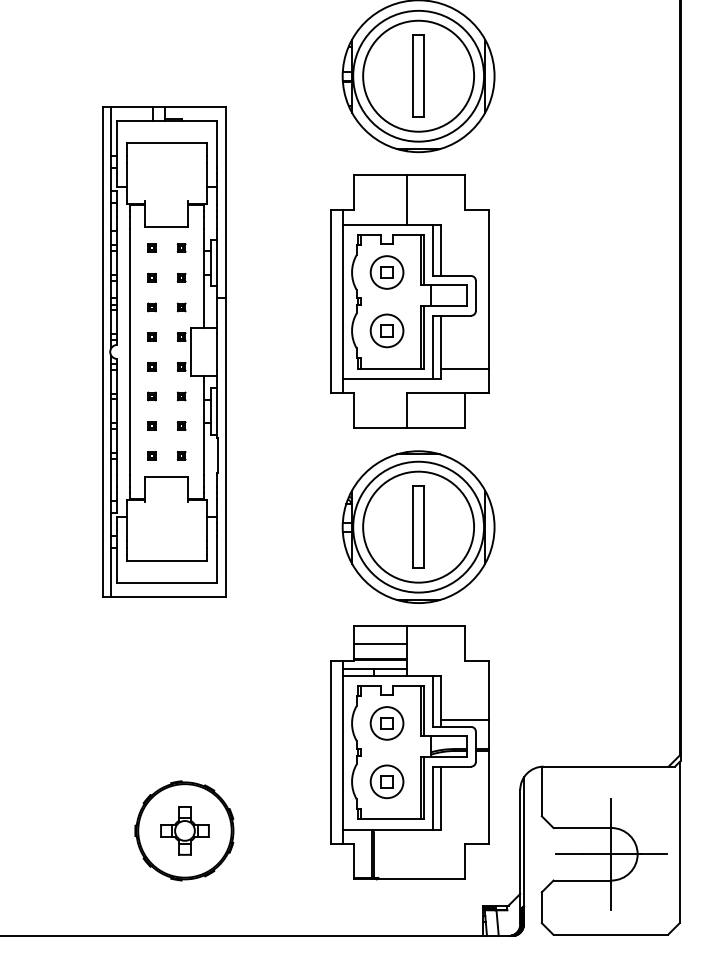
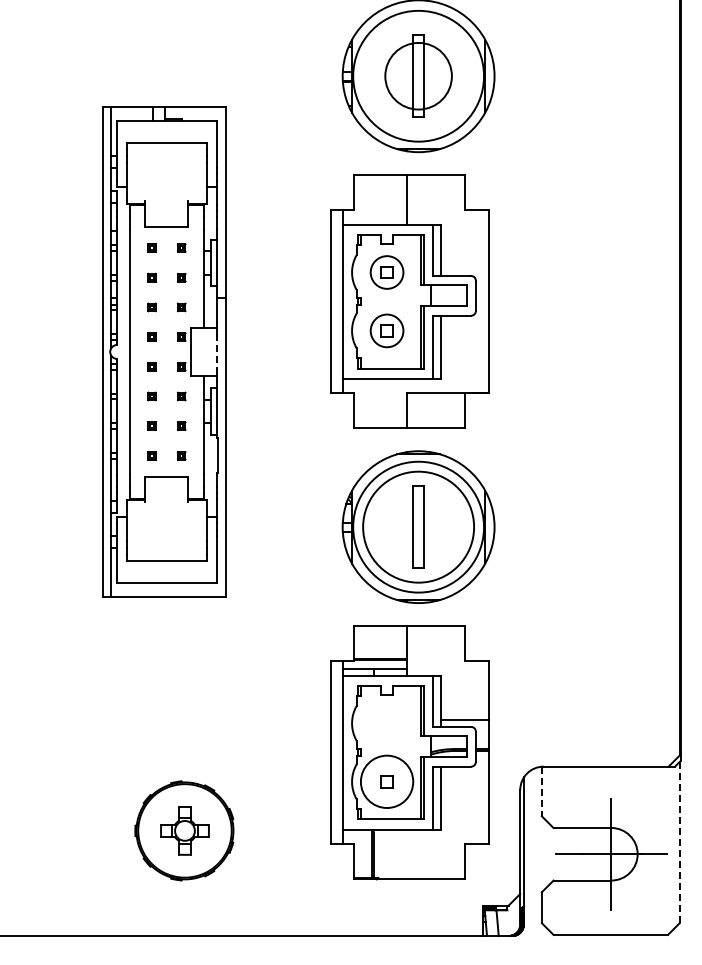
circle diameter: 111 px -> 67 px (418, 75)
line: solid -> dashed (216, 352)
line: present -> none (464, 369)
line: present -> none (380, 644)
part: present -> none (386, 723)
circle diameter: 33 px -> 52 px (386, 781)
line: solid -> dashed (541, 791)
line: solid -> dashed (679, 842)
